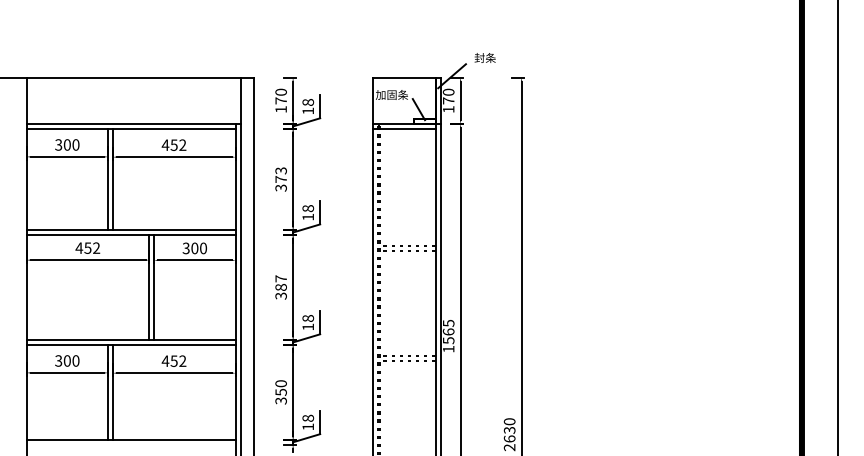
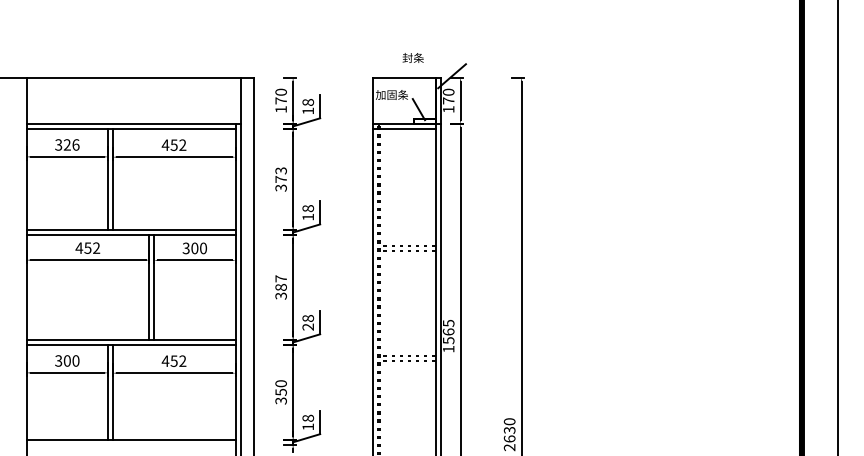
text position: (484, 57) -> (412, 57) (412, 57)
text: 300 -> 326 (71, 144)
text: 18 -> 28 (307, 326)
